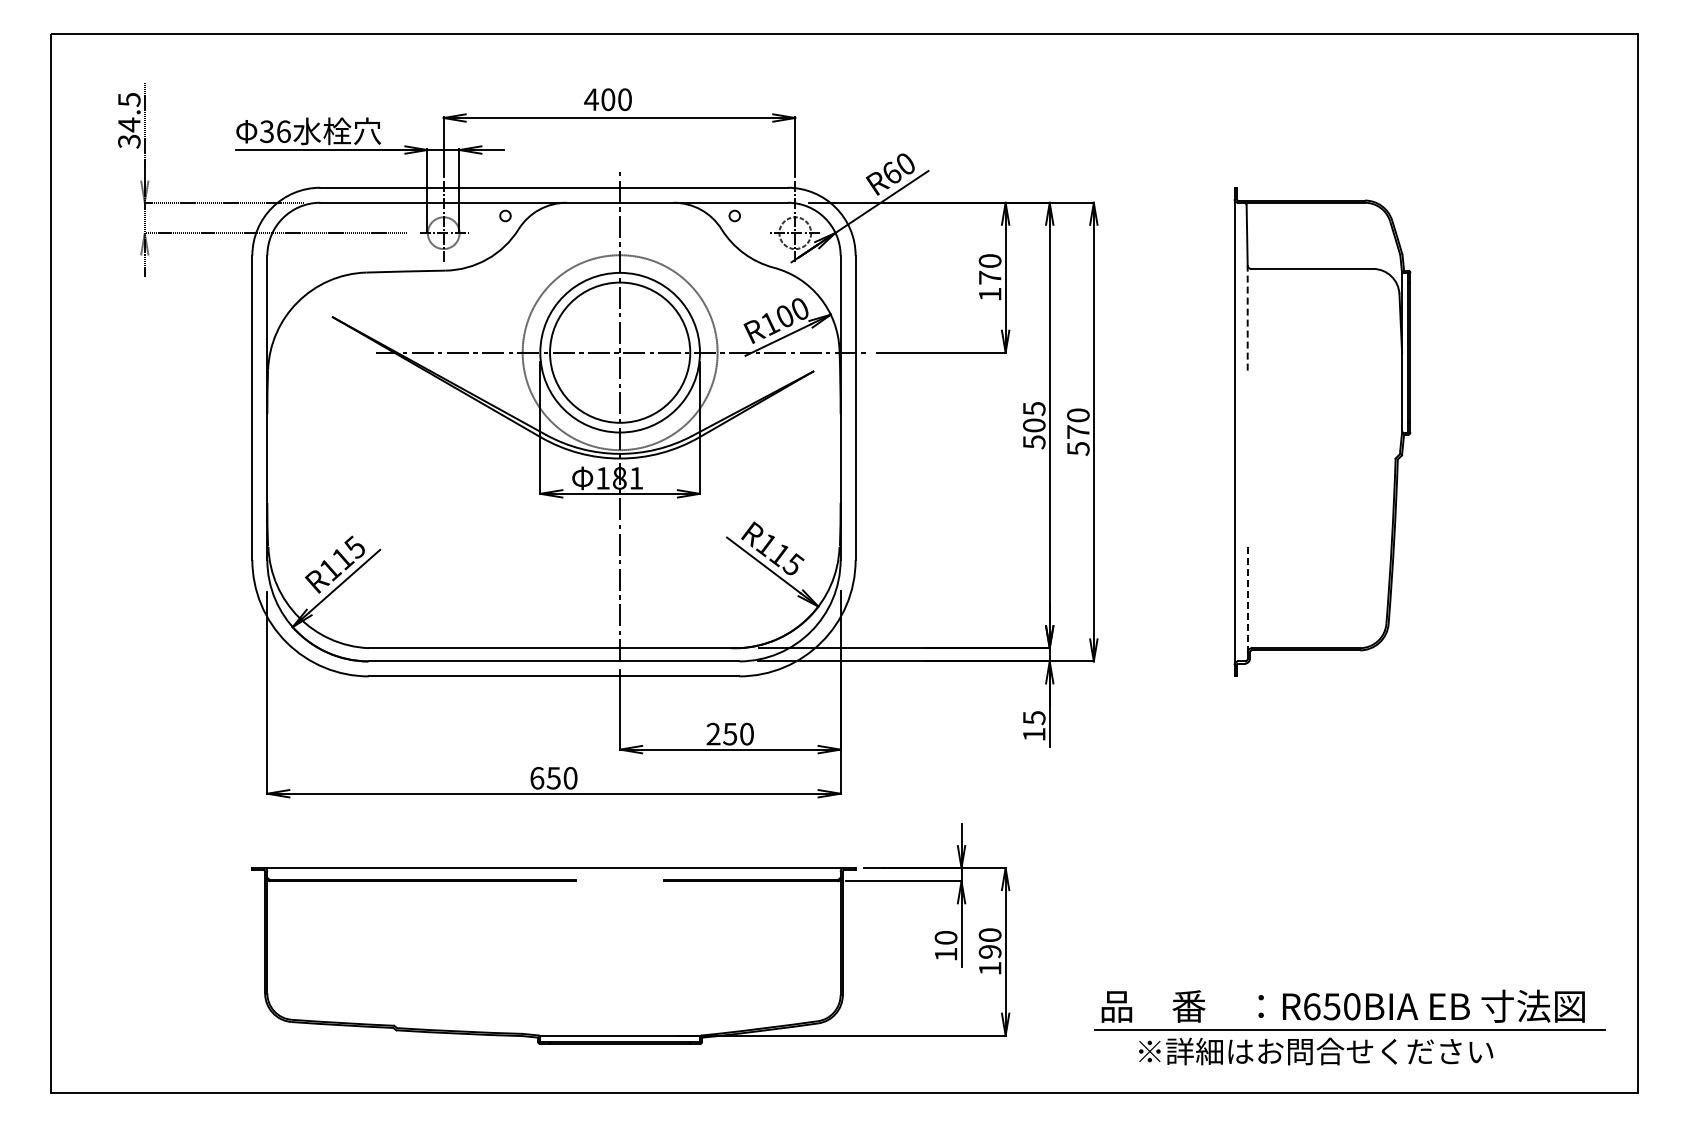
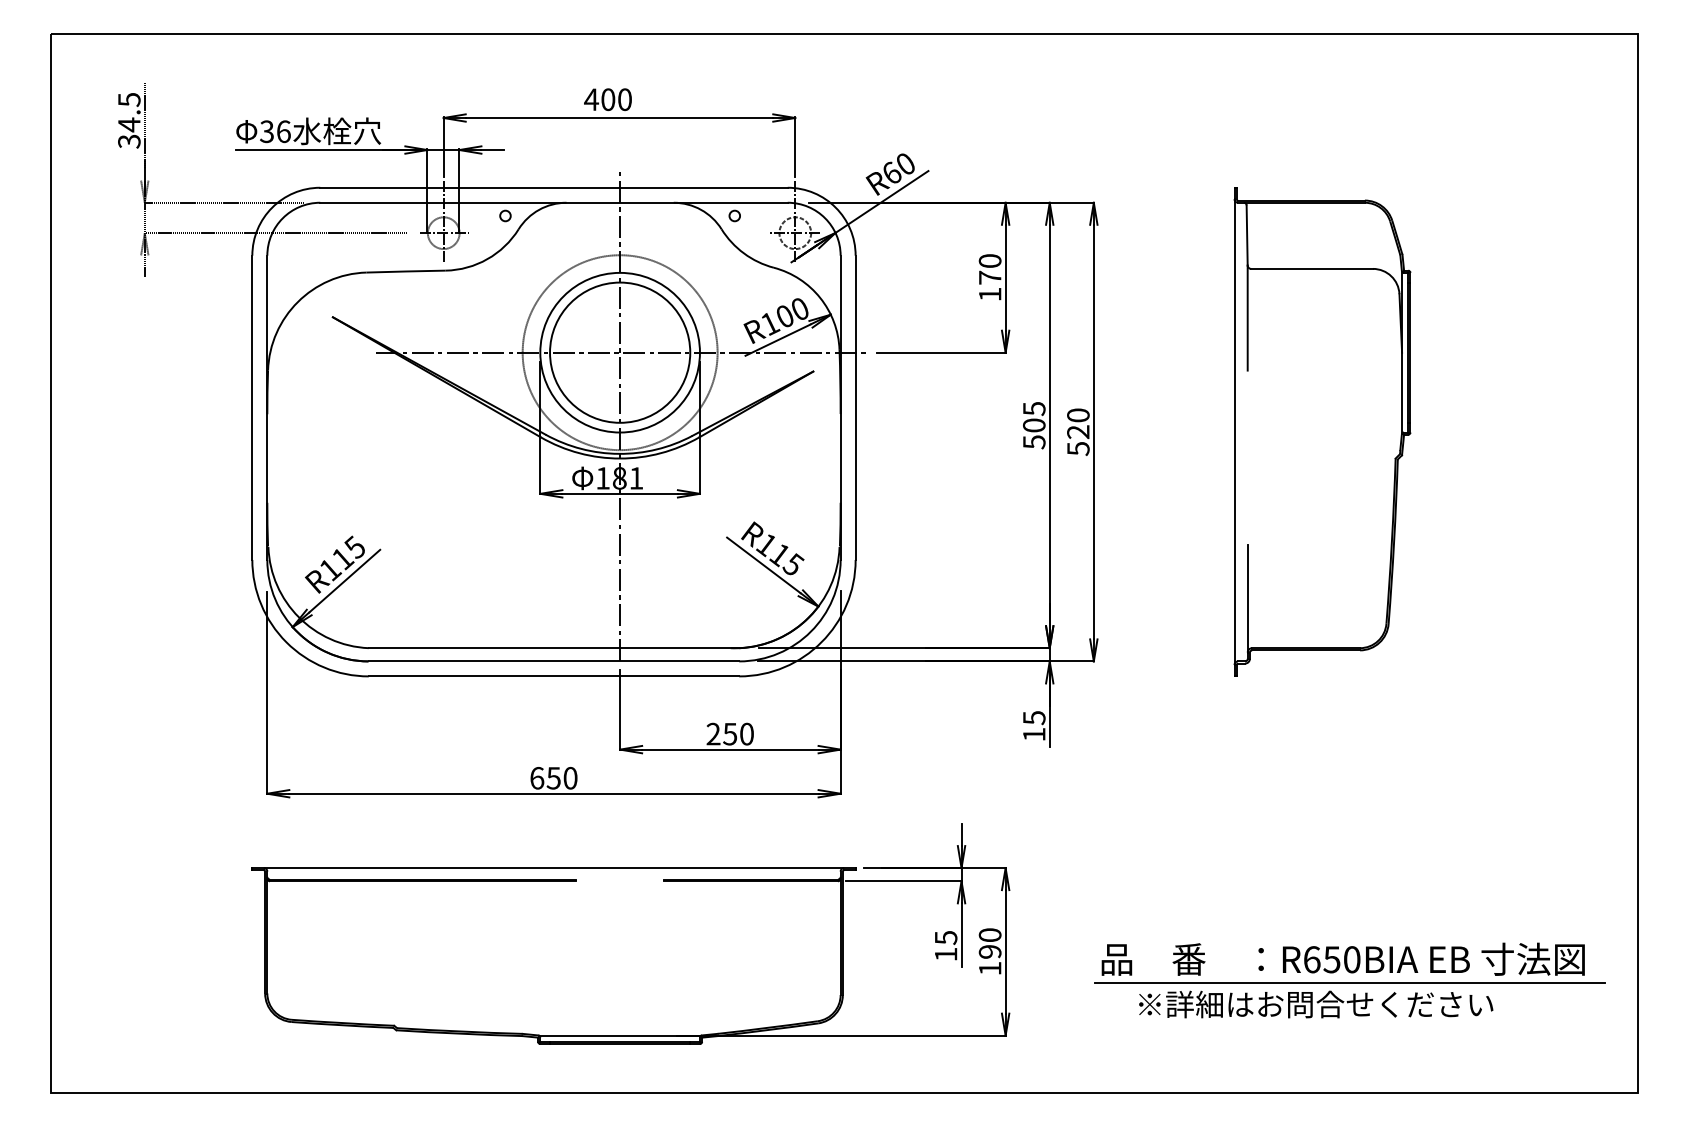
line: dashed -> solid (1247, 318)
text: 570 -> 520 (1078, 432)
line: dashed -> solid (1247, 598)
text: 10 -> 15 (945, 938)
part position: (1349, 1027) -> (1349, 980) (1349, 980)
